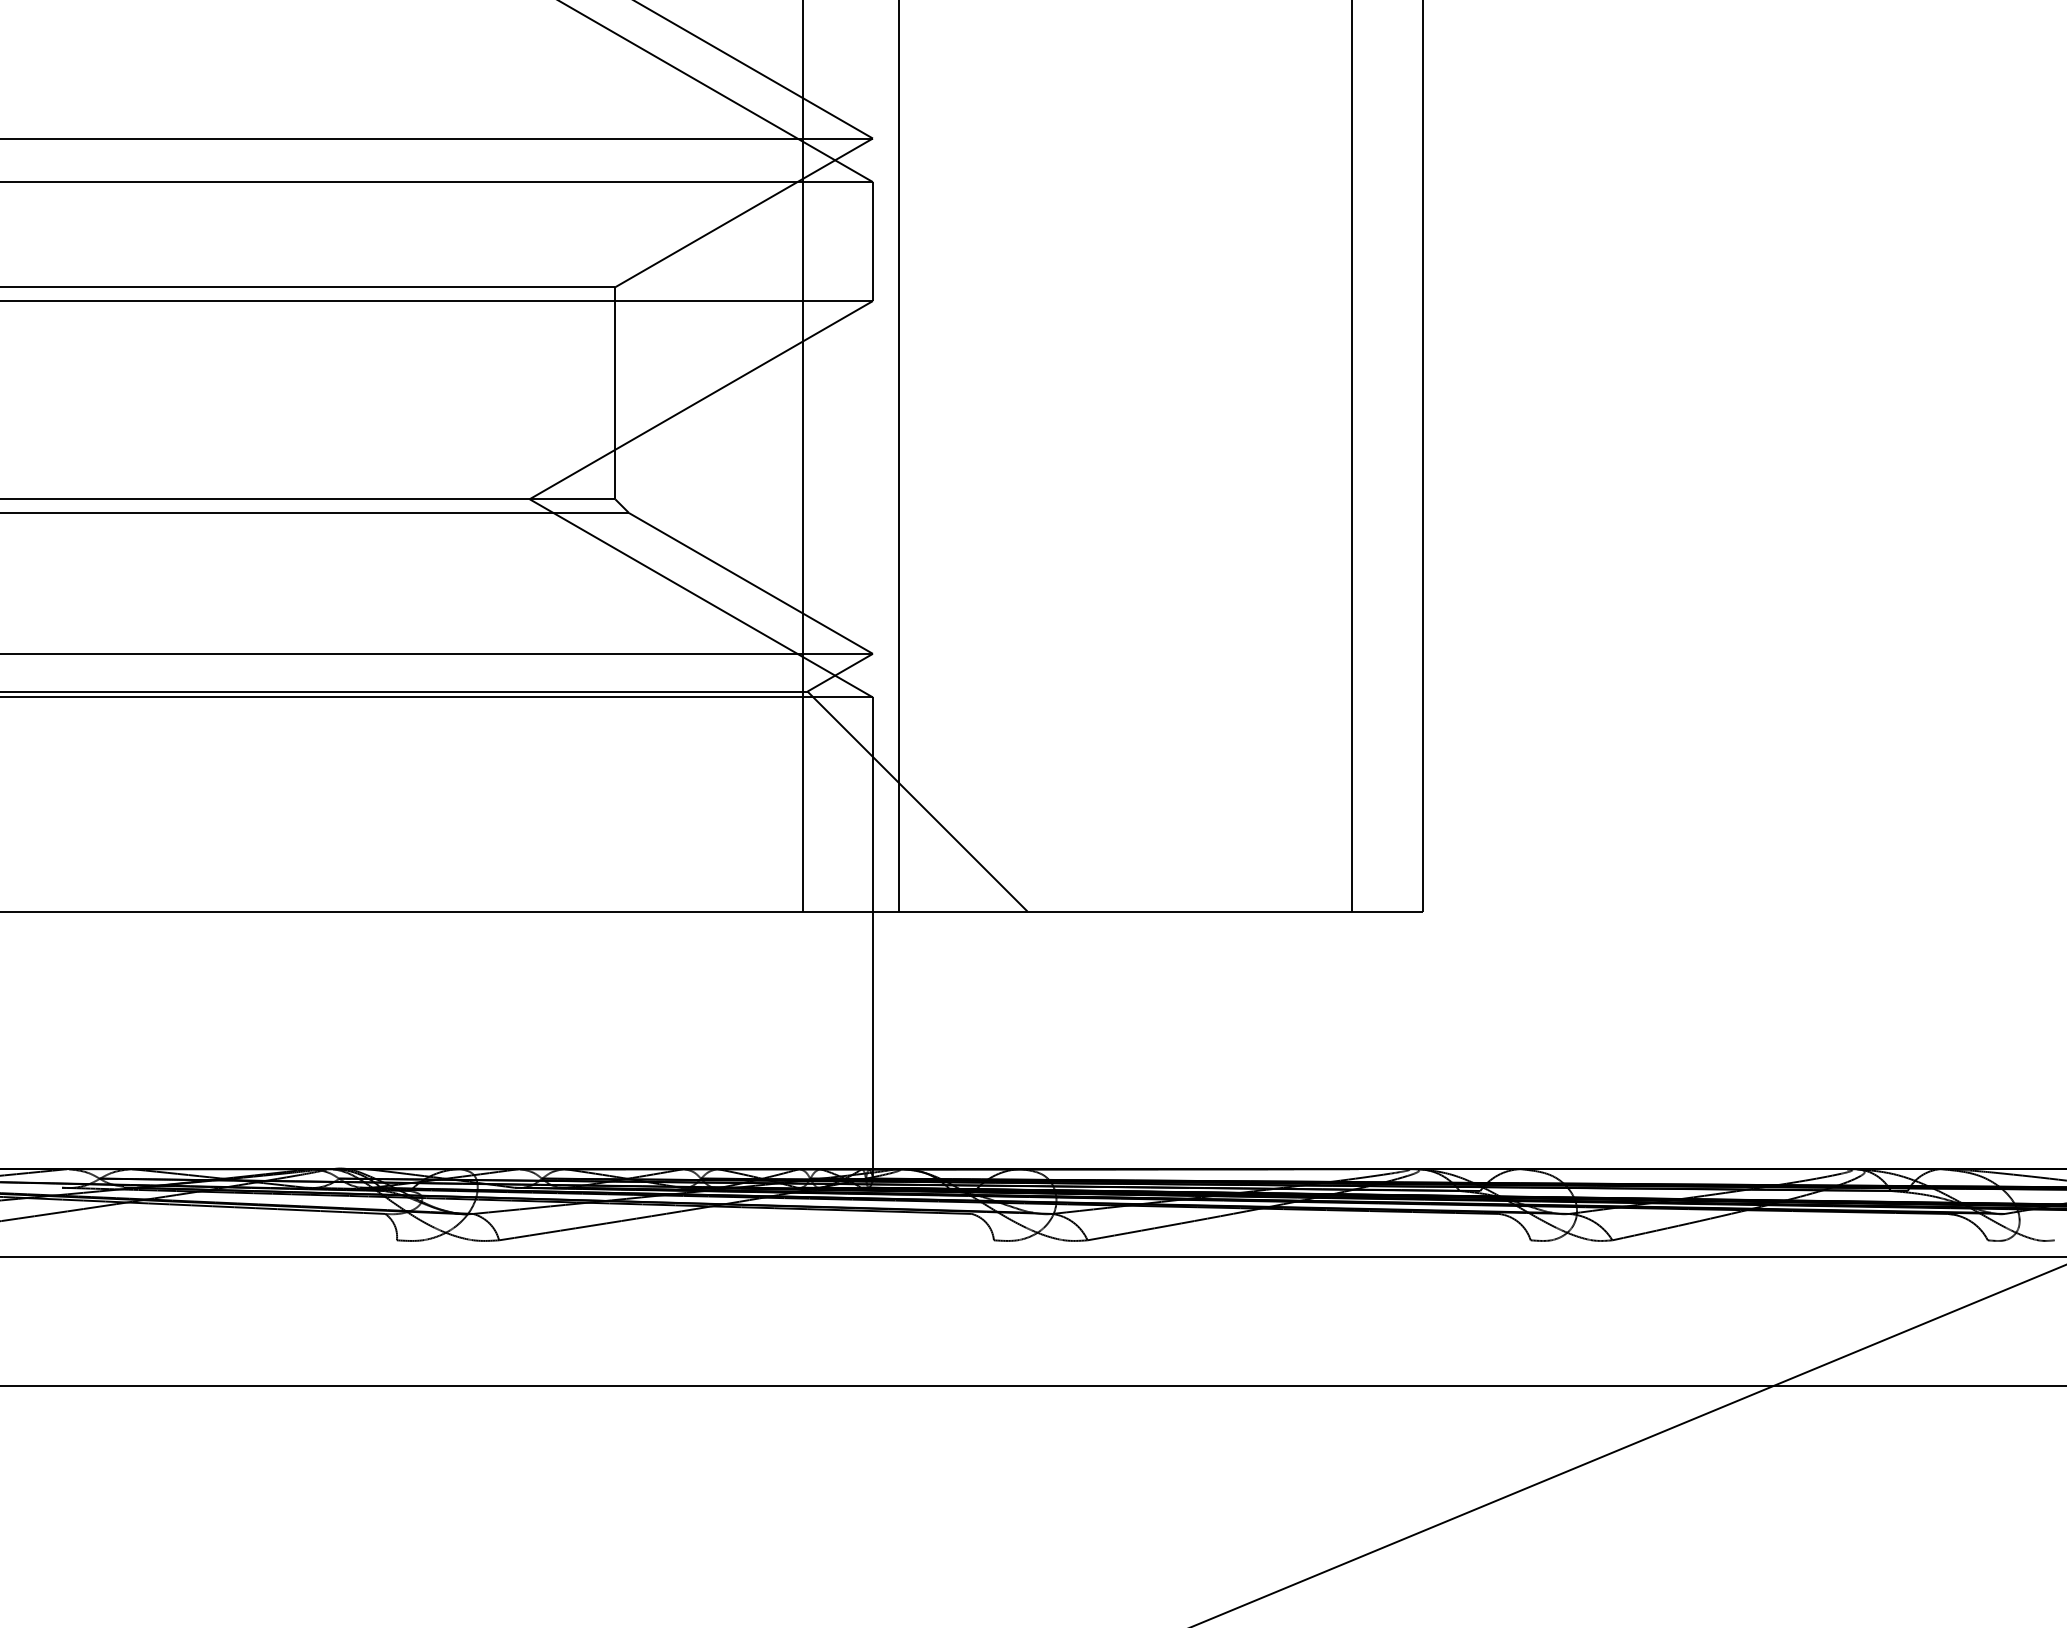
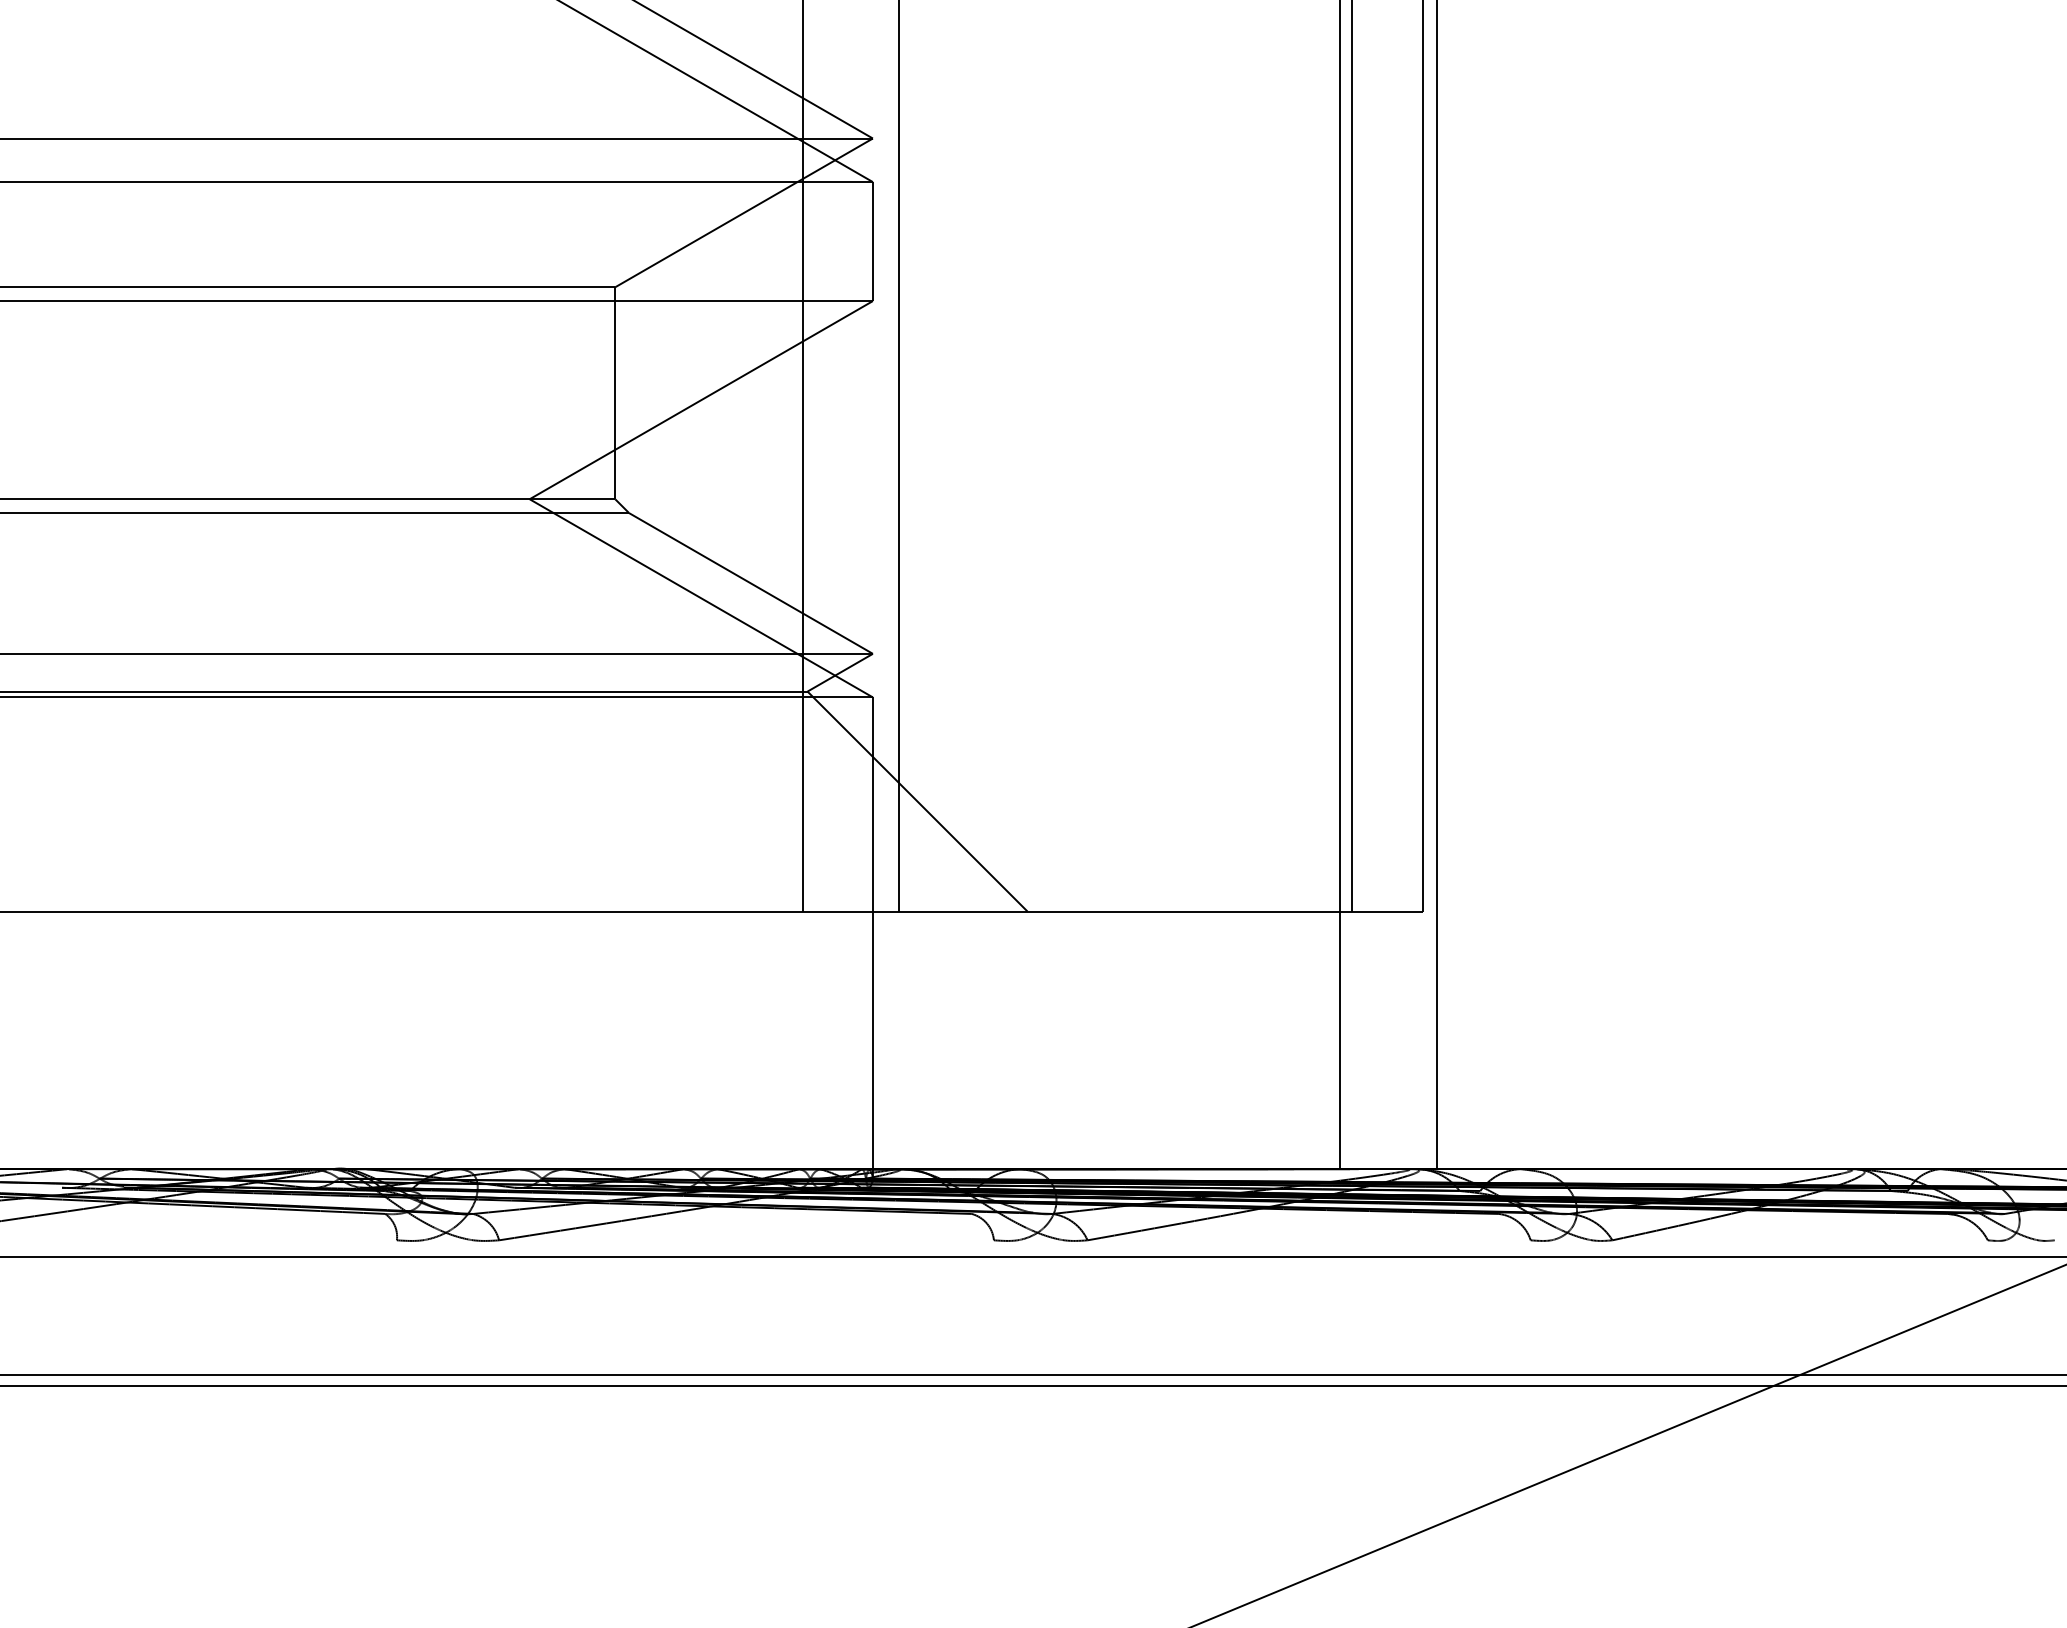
line: none -> present (1339, 585)
line: none -> present (1437, 585)
line: none -> present (1032, 1375)
